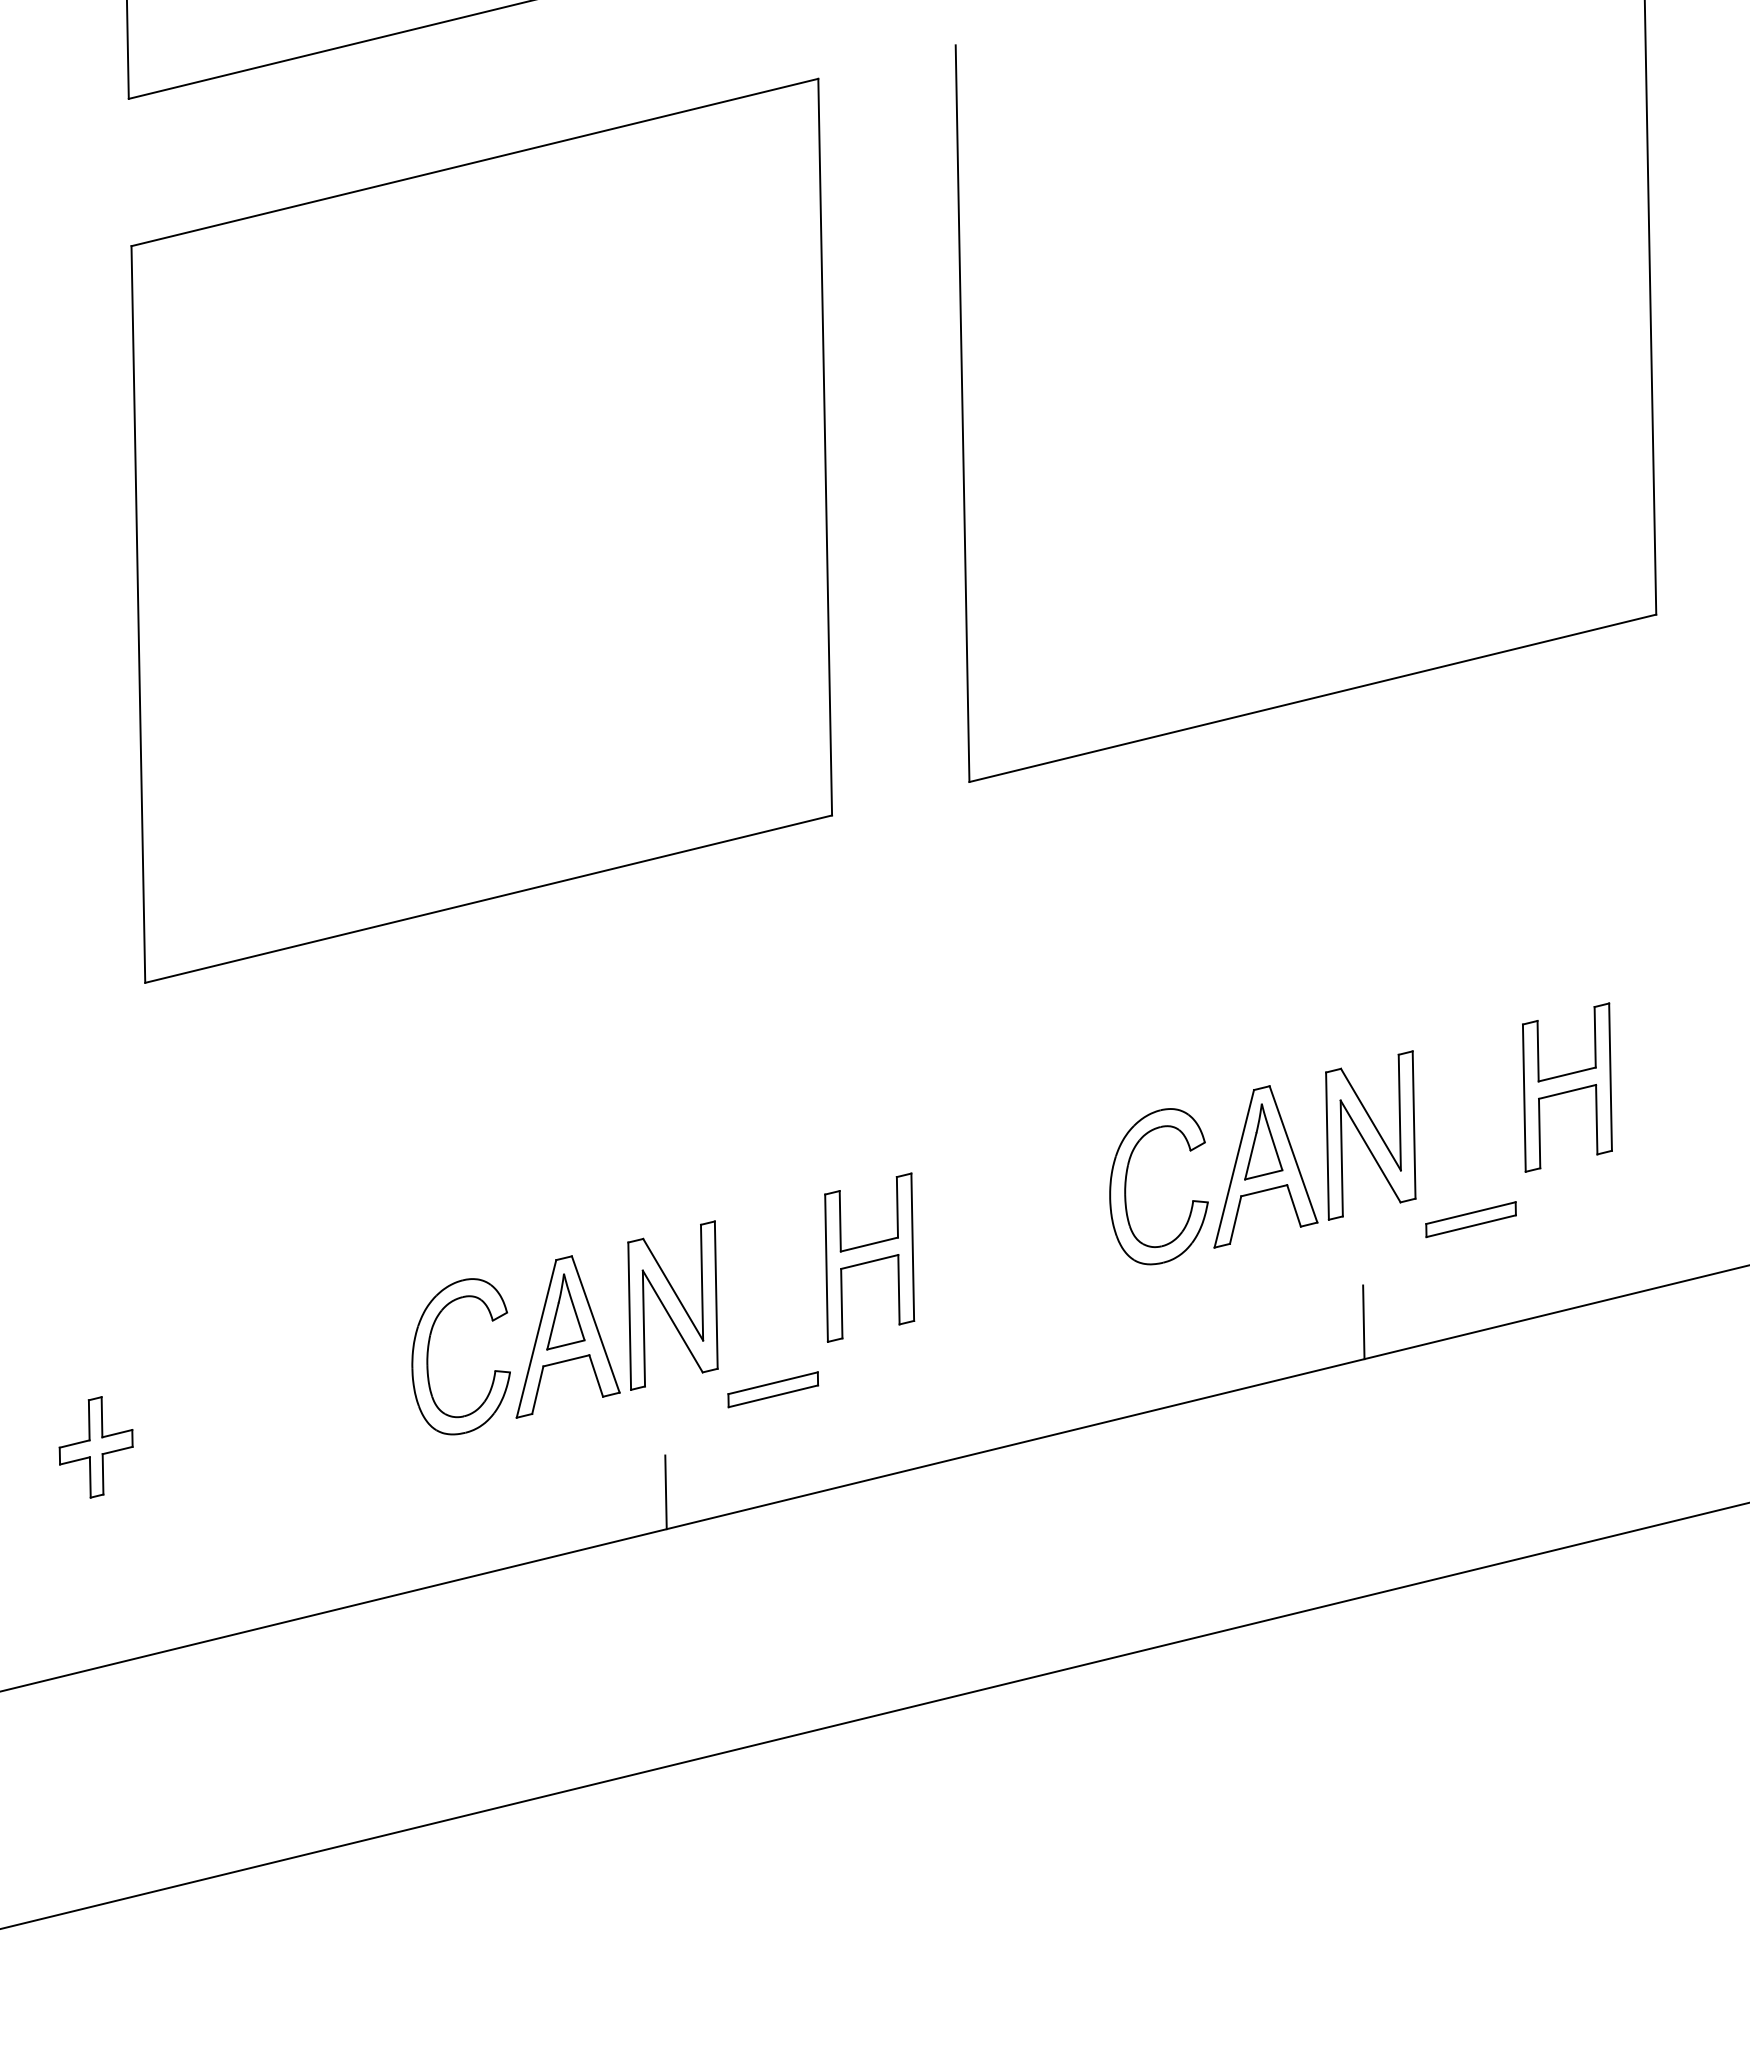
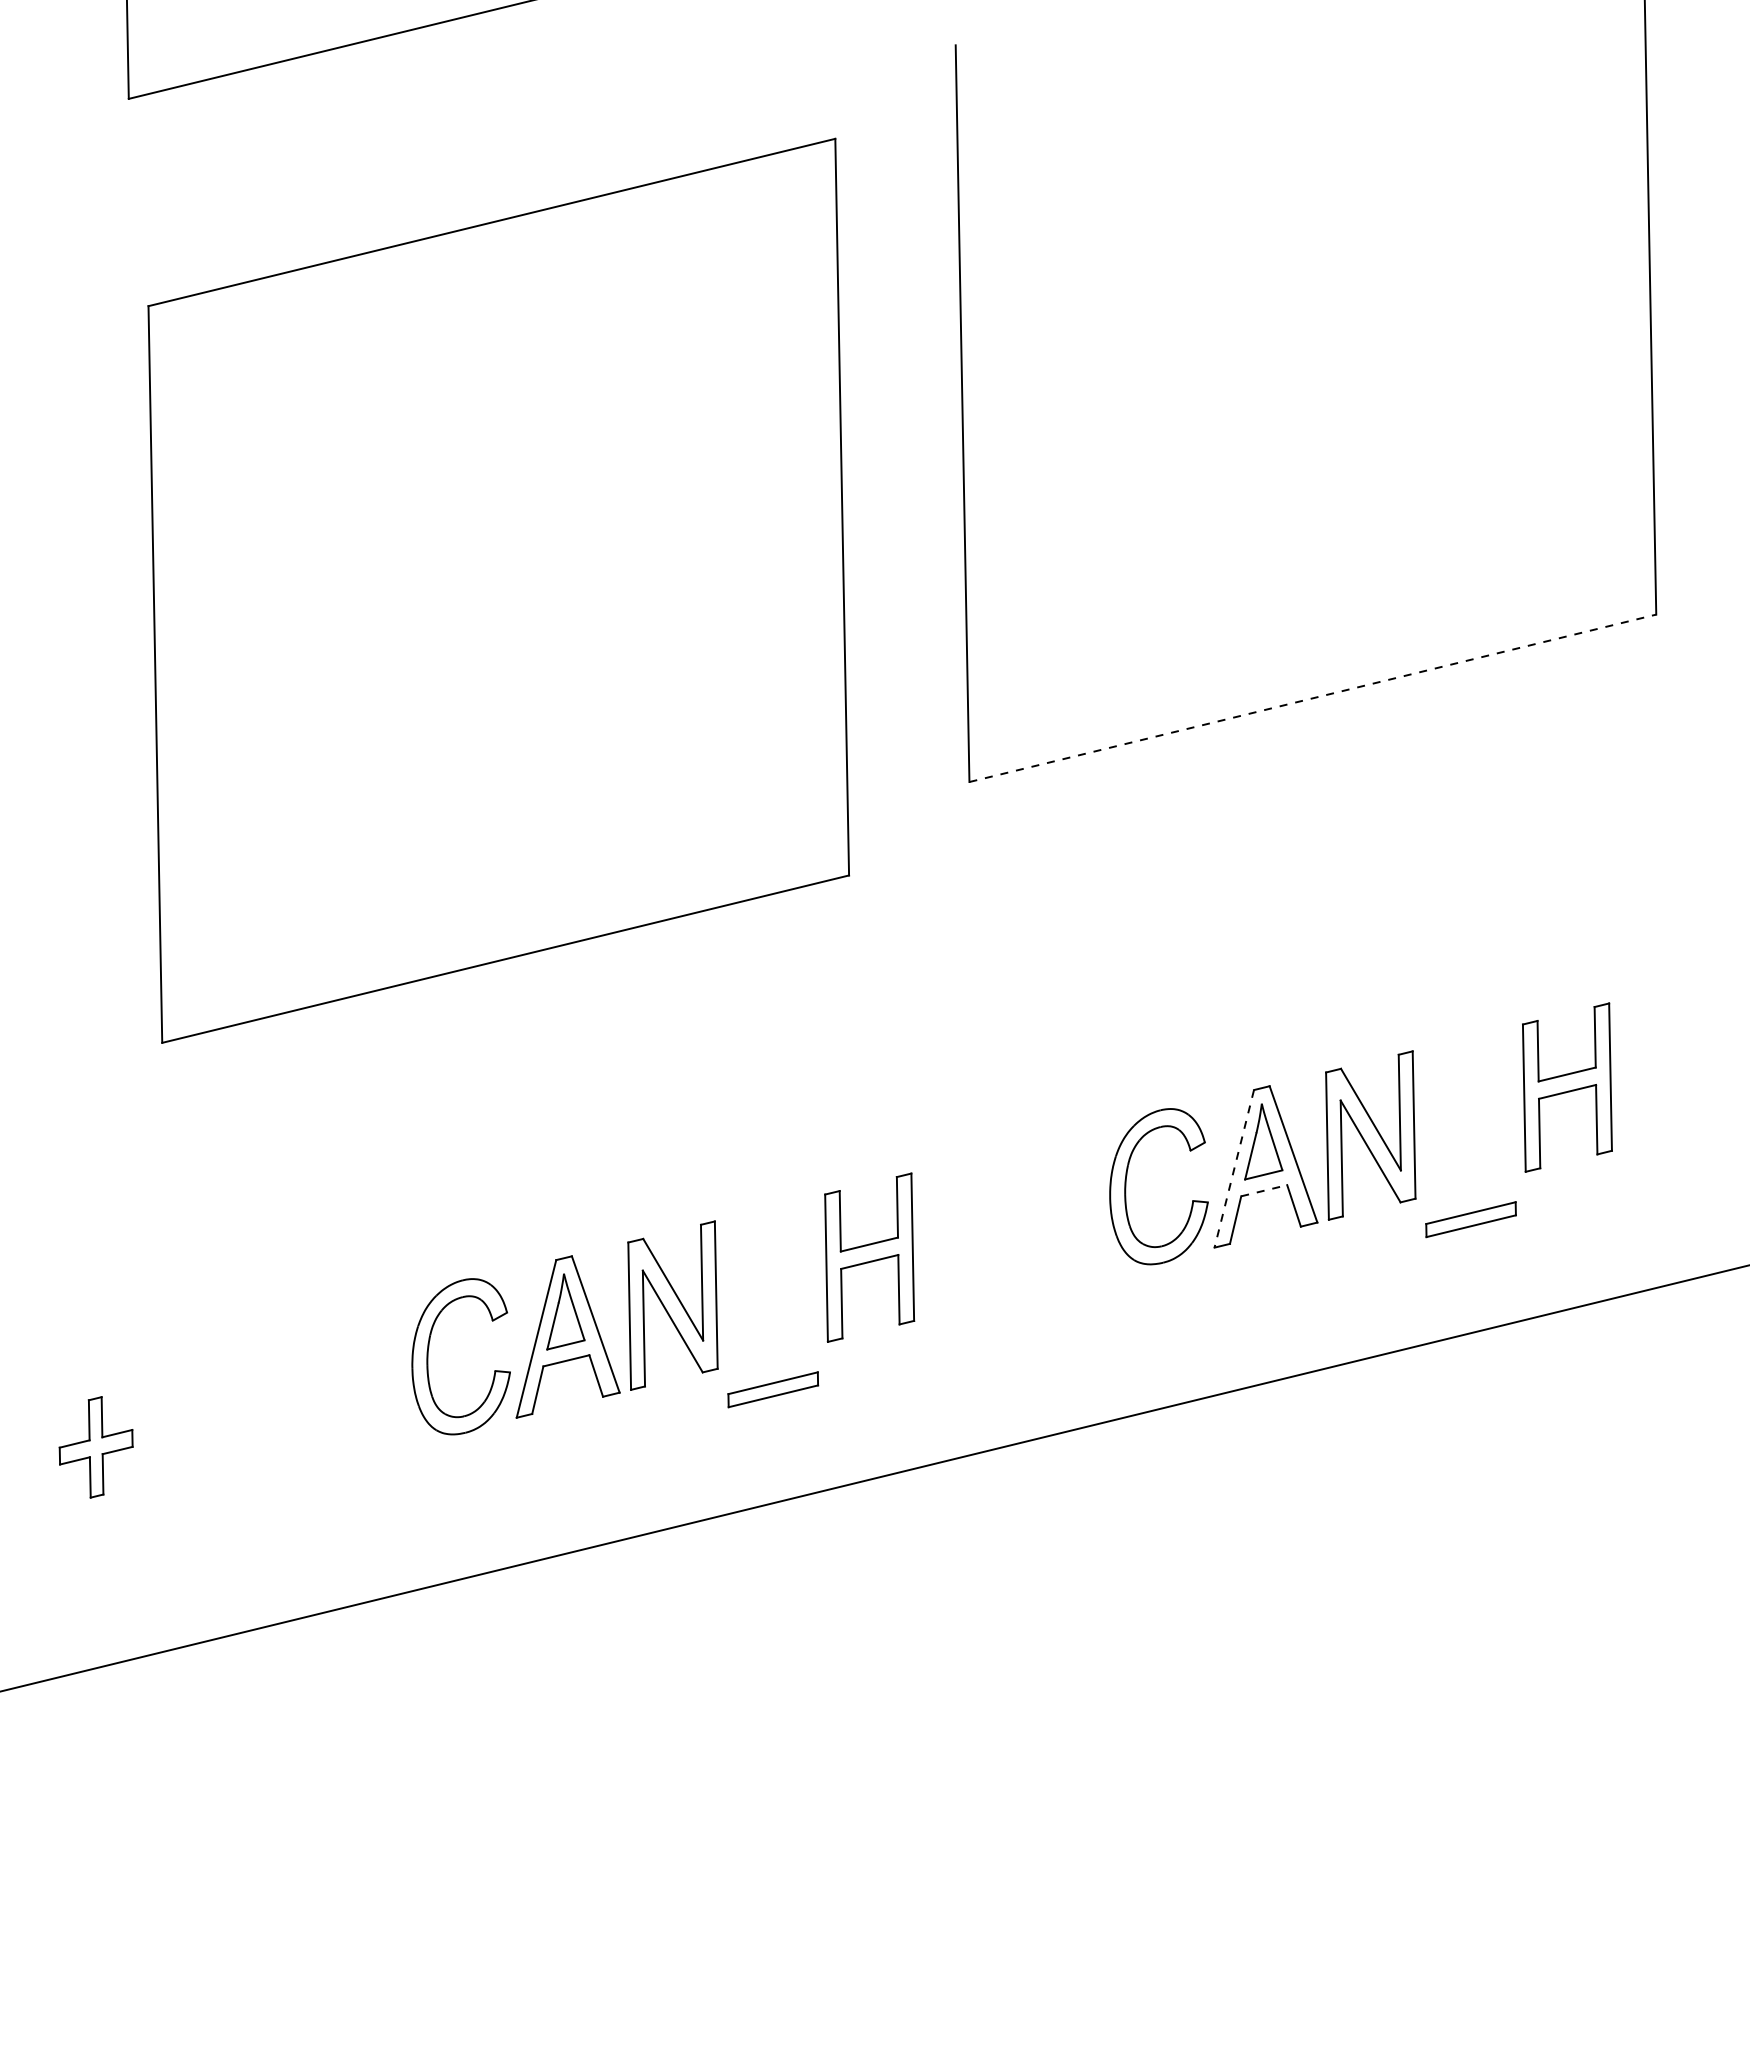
part position: (481, 530) -> (498, 590) (498, 590)
line: solid -> dashed (1313, 698)
line: solid -> dashed (1234, 1169)
line: solid -> dashed (1264, 1190)
line: present -> none (1363, 1322)
line: present -> none (665, 1492)
line: present -> none (874, 1715)
